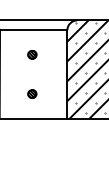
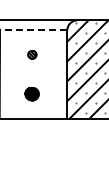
line: solid -> dashed (33, 29)
part size: 11x10 px -> 16x15 px (31, 94)
